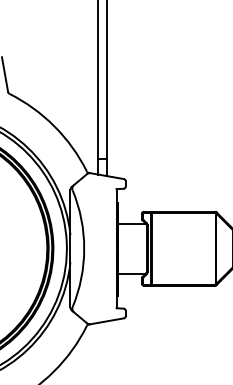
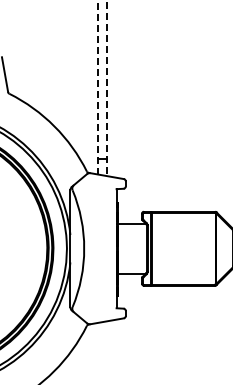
line: solid -> dashed (98, 87)
line: solid -> dashed (107, 88)
